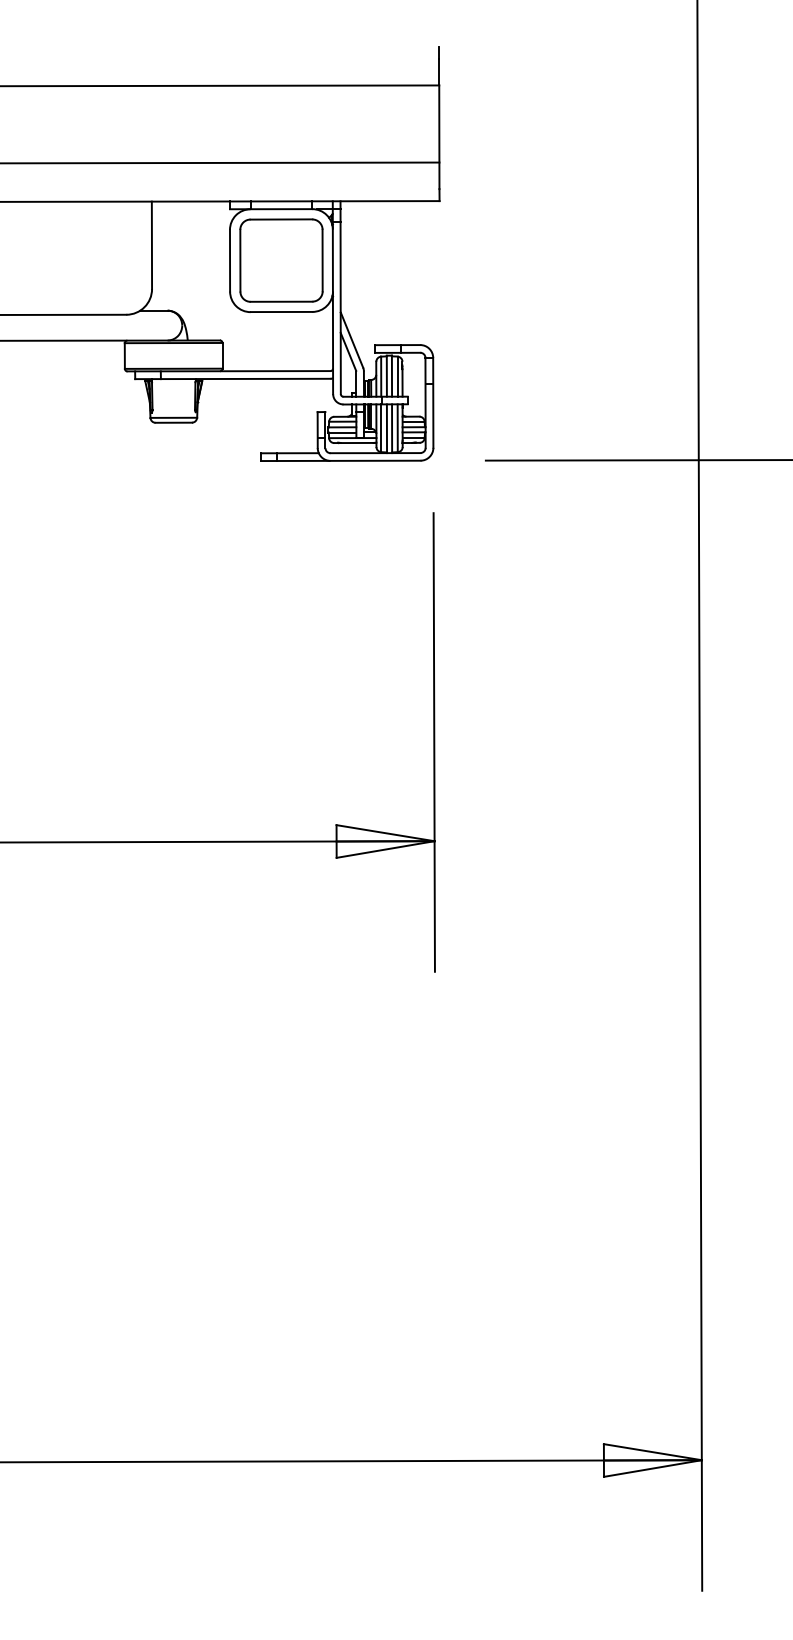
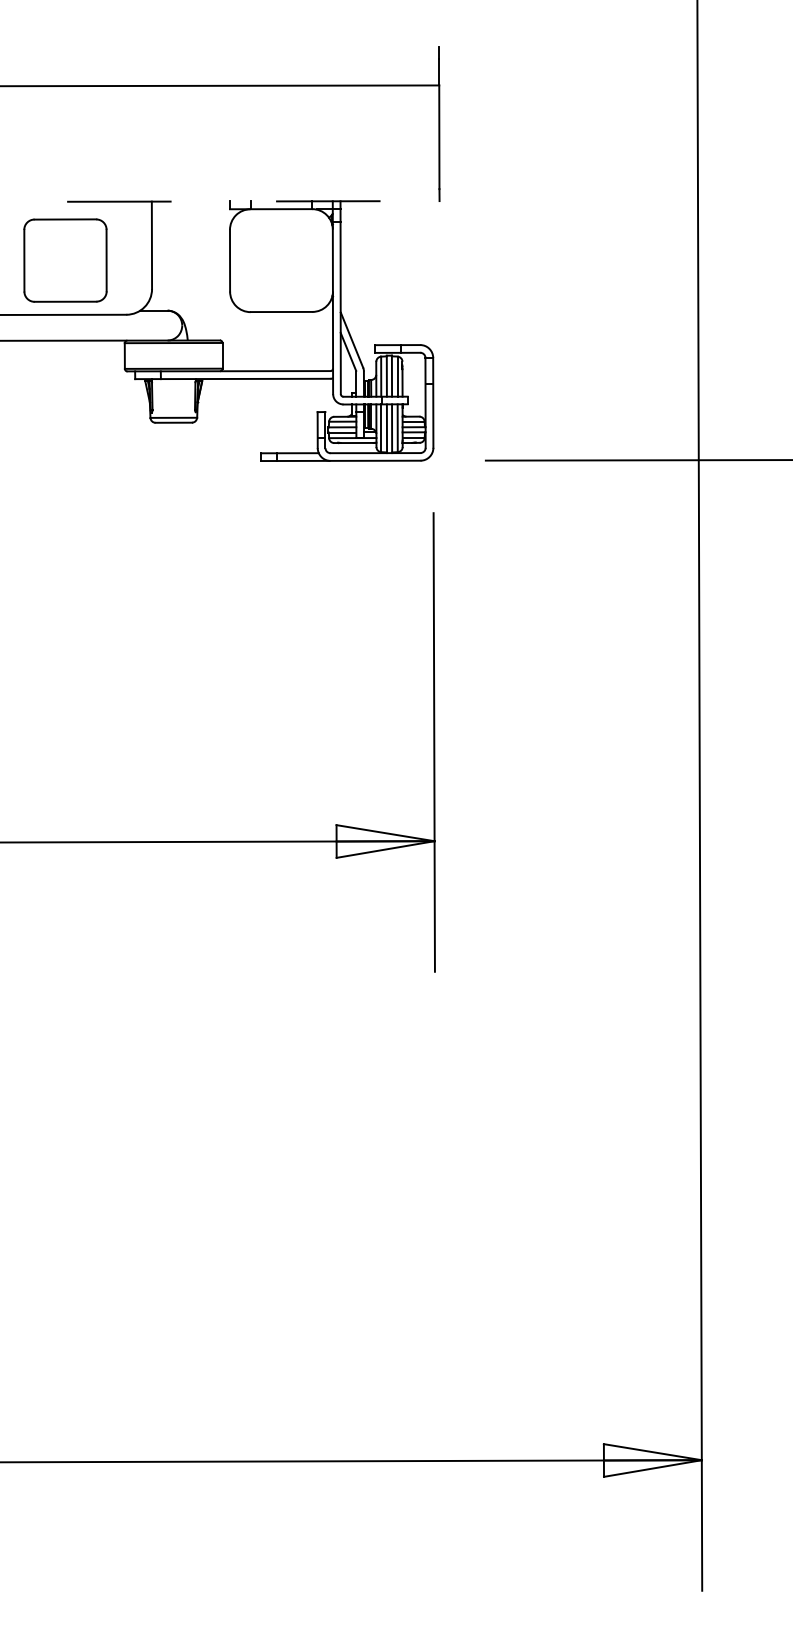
line: present -> none (220, 162)
line: solid -> dashed (220, 201)
part position: (281, 260) -> (65, 260) (65, 260)
